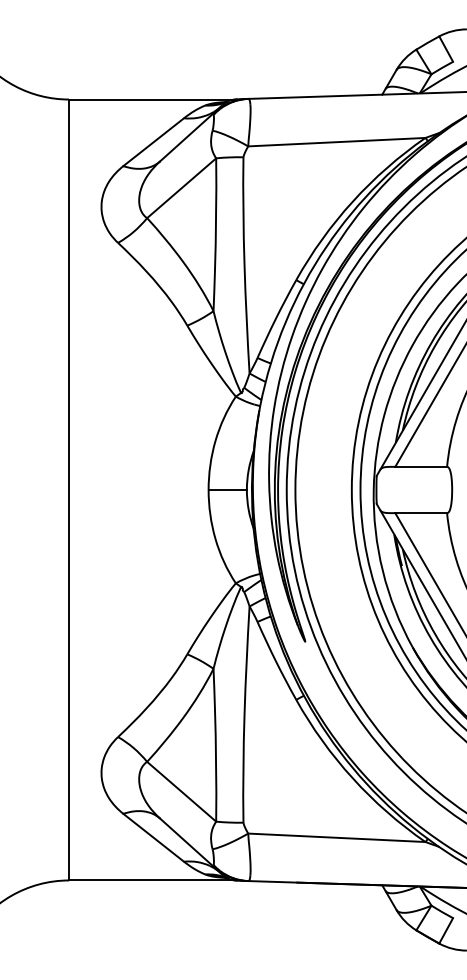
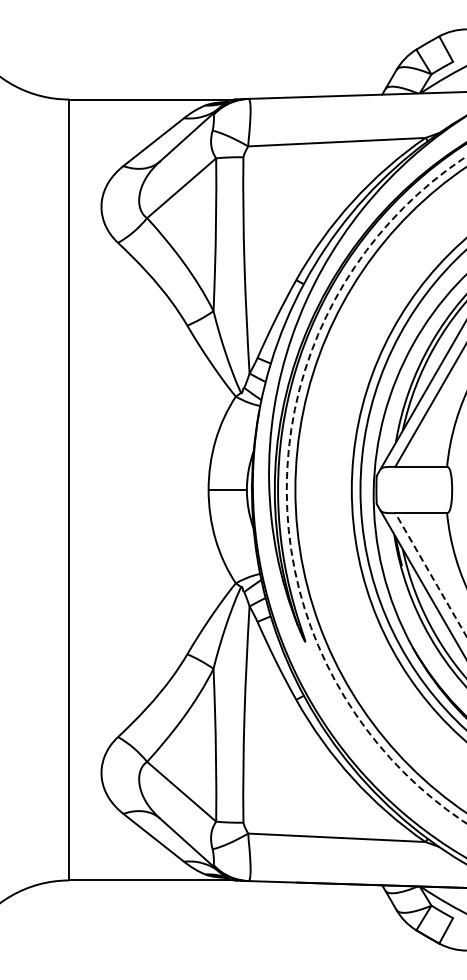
circle: solid -> dashed (376, 489)
line: solid -> dashed (430, 574)
